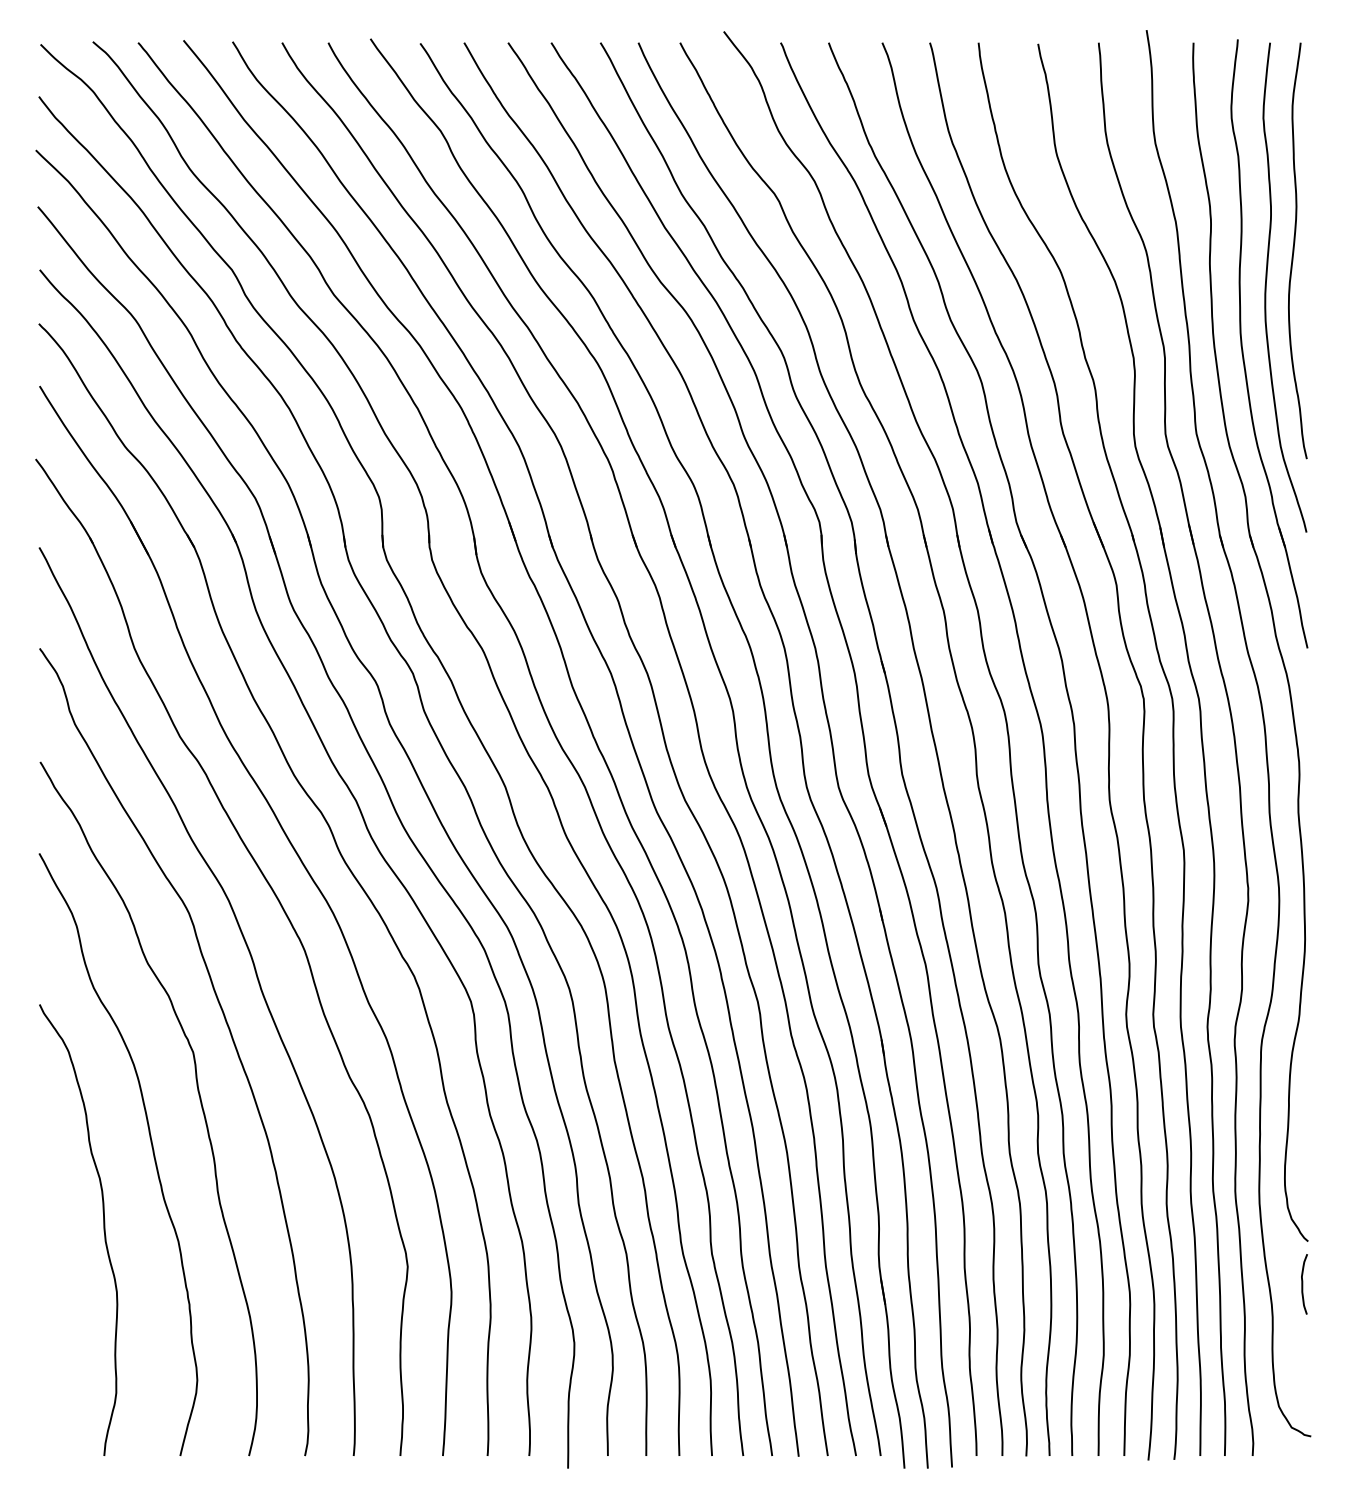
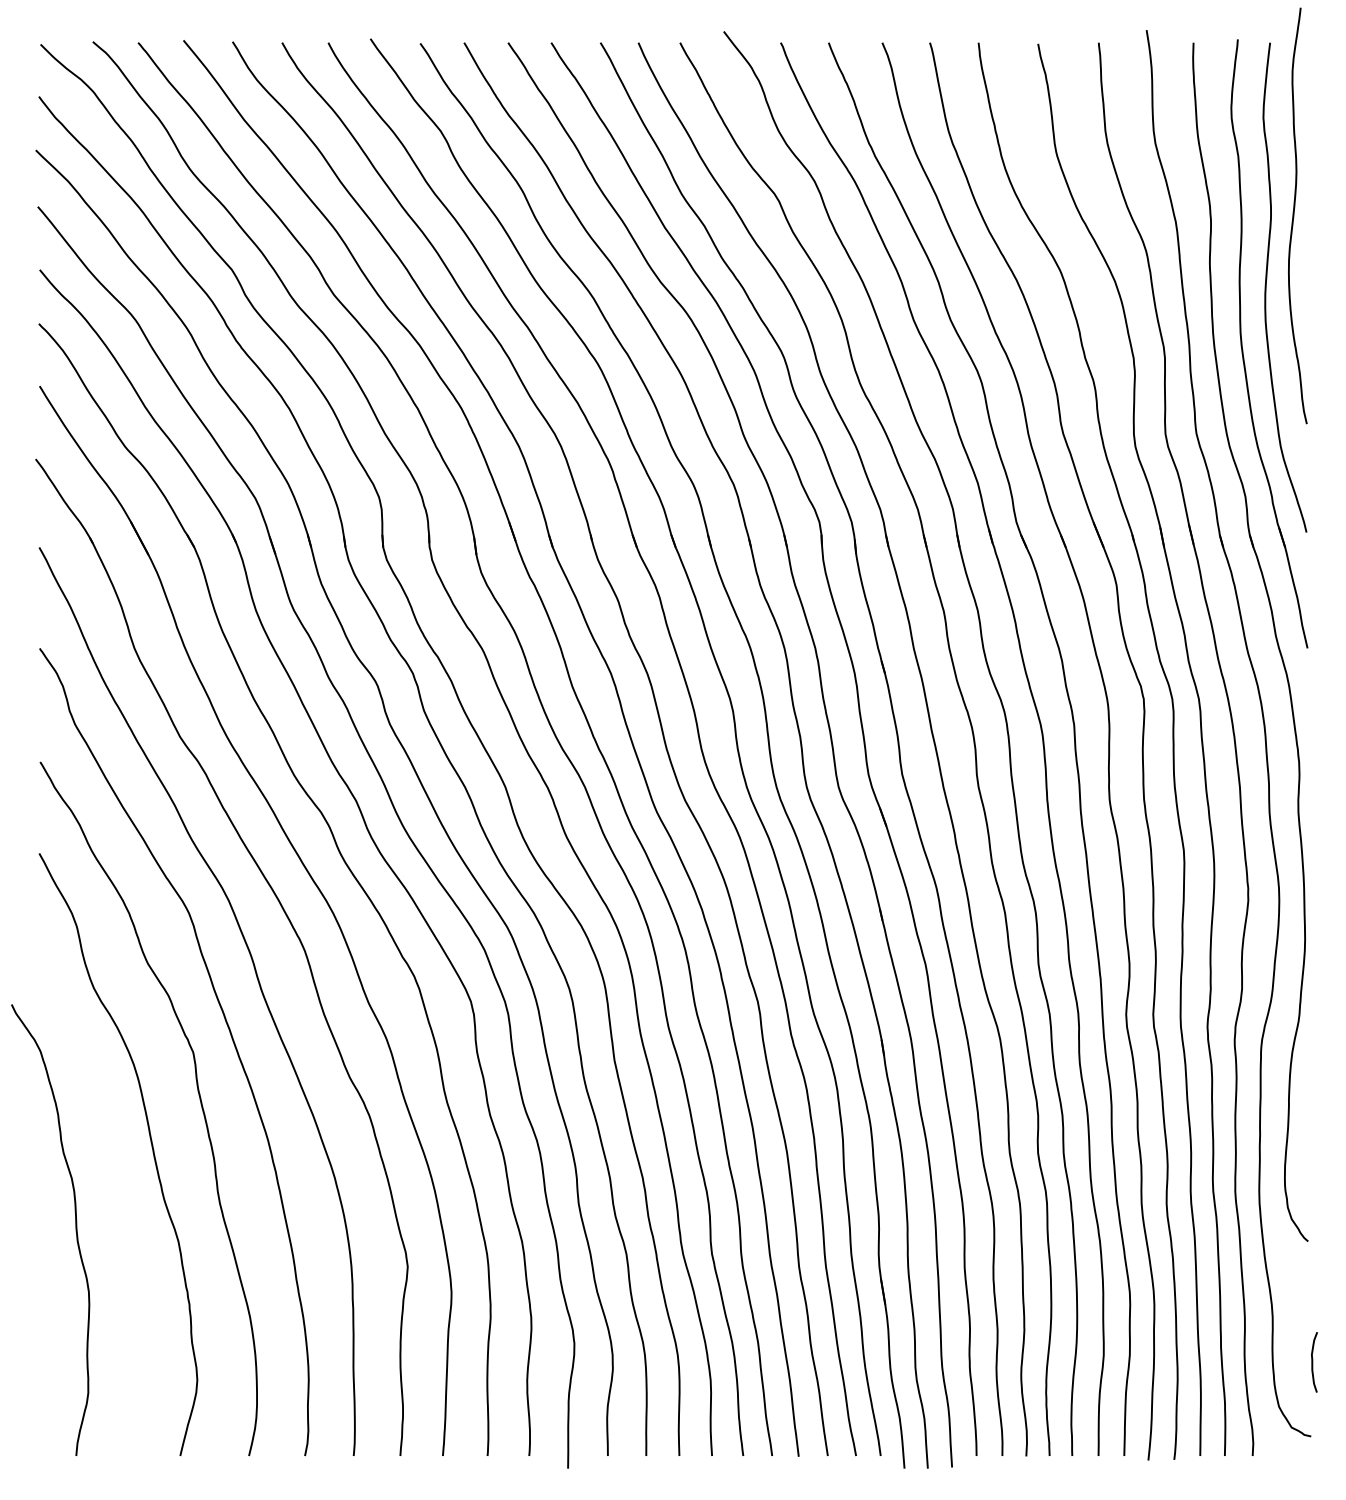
curve position: (1294, 250) -> (1294, 215) (1294, 215)
curve position: (103, 1229) -> (75, 1229) (75, 1229)
curve position: (1303, 1284) -> (1313, 1362) (1313, 1362)
